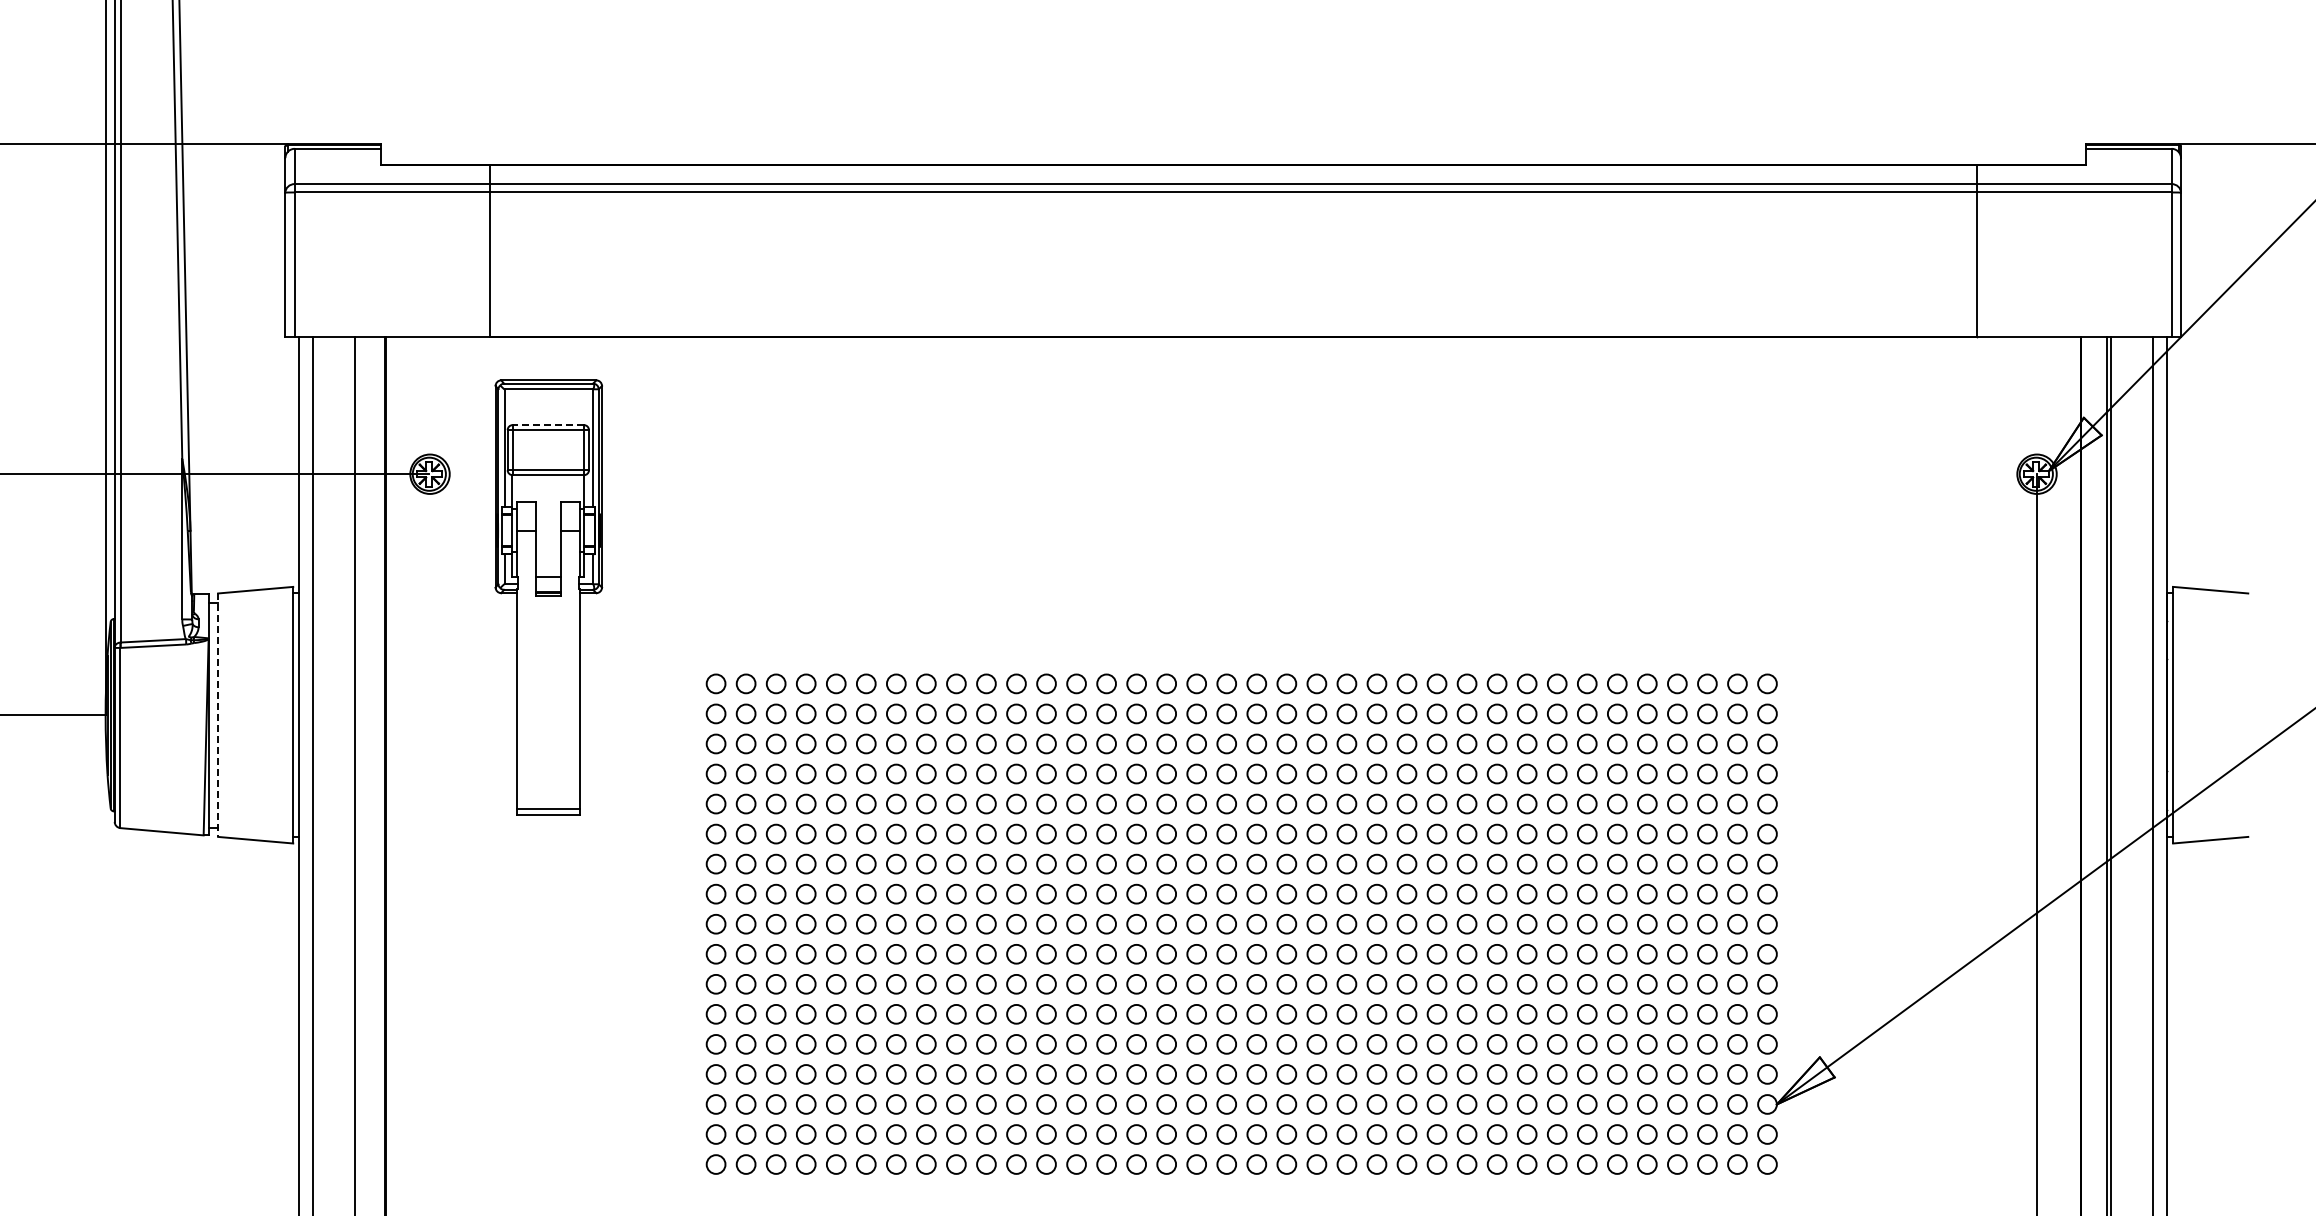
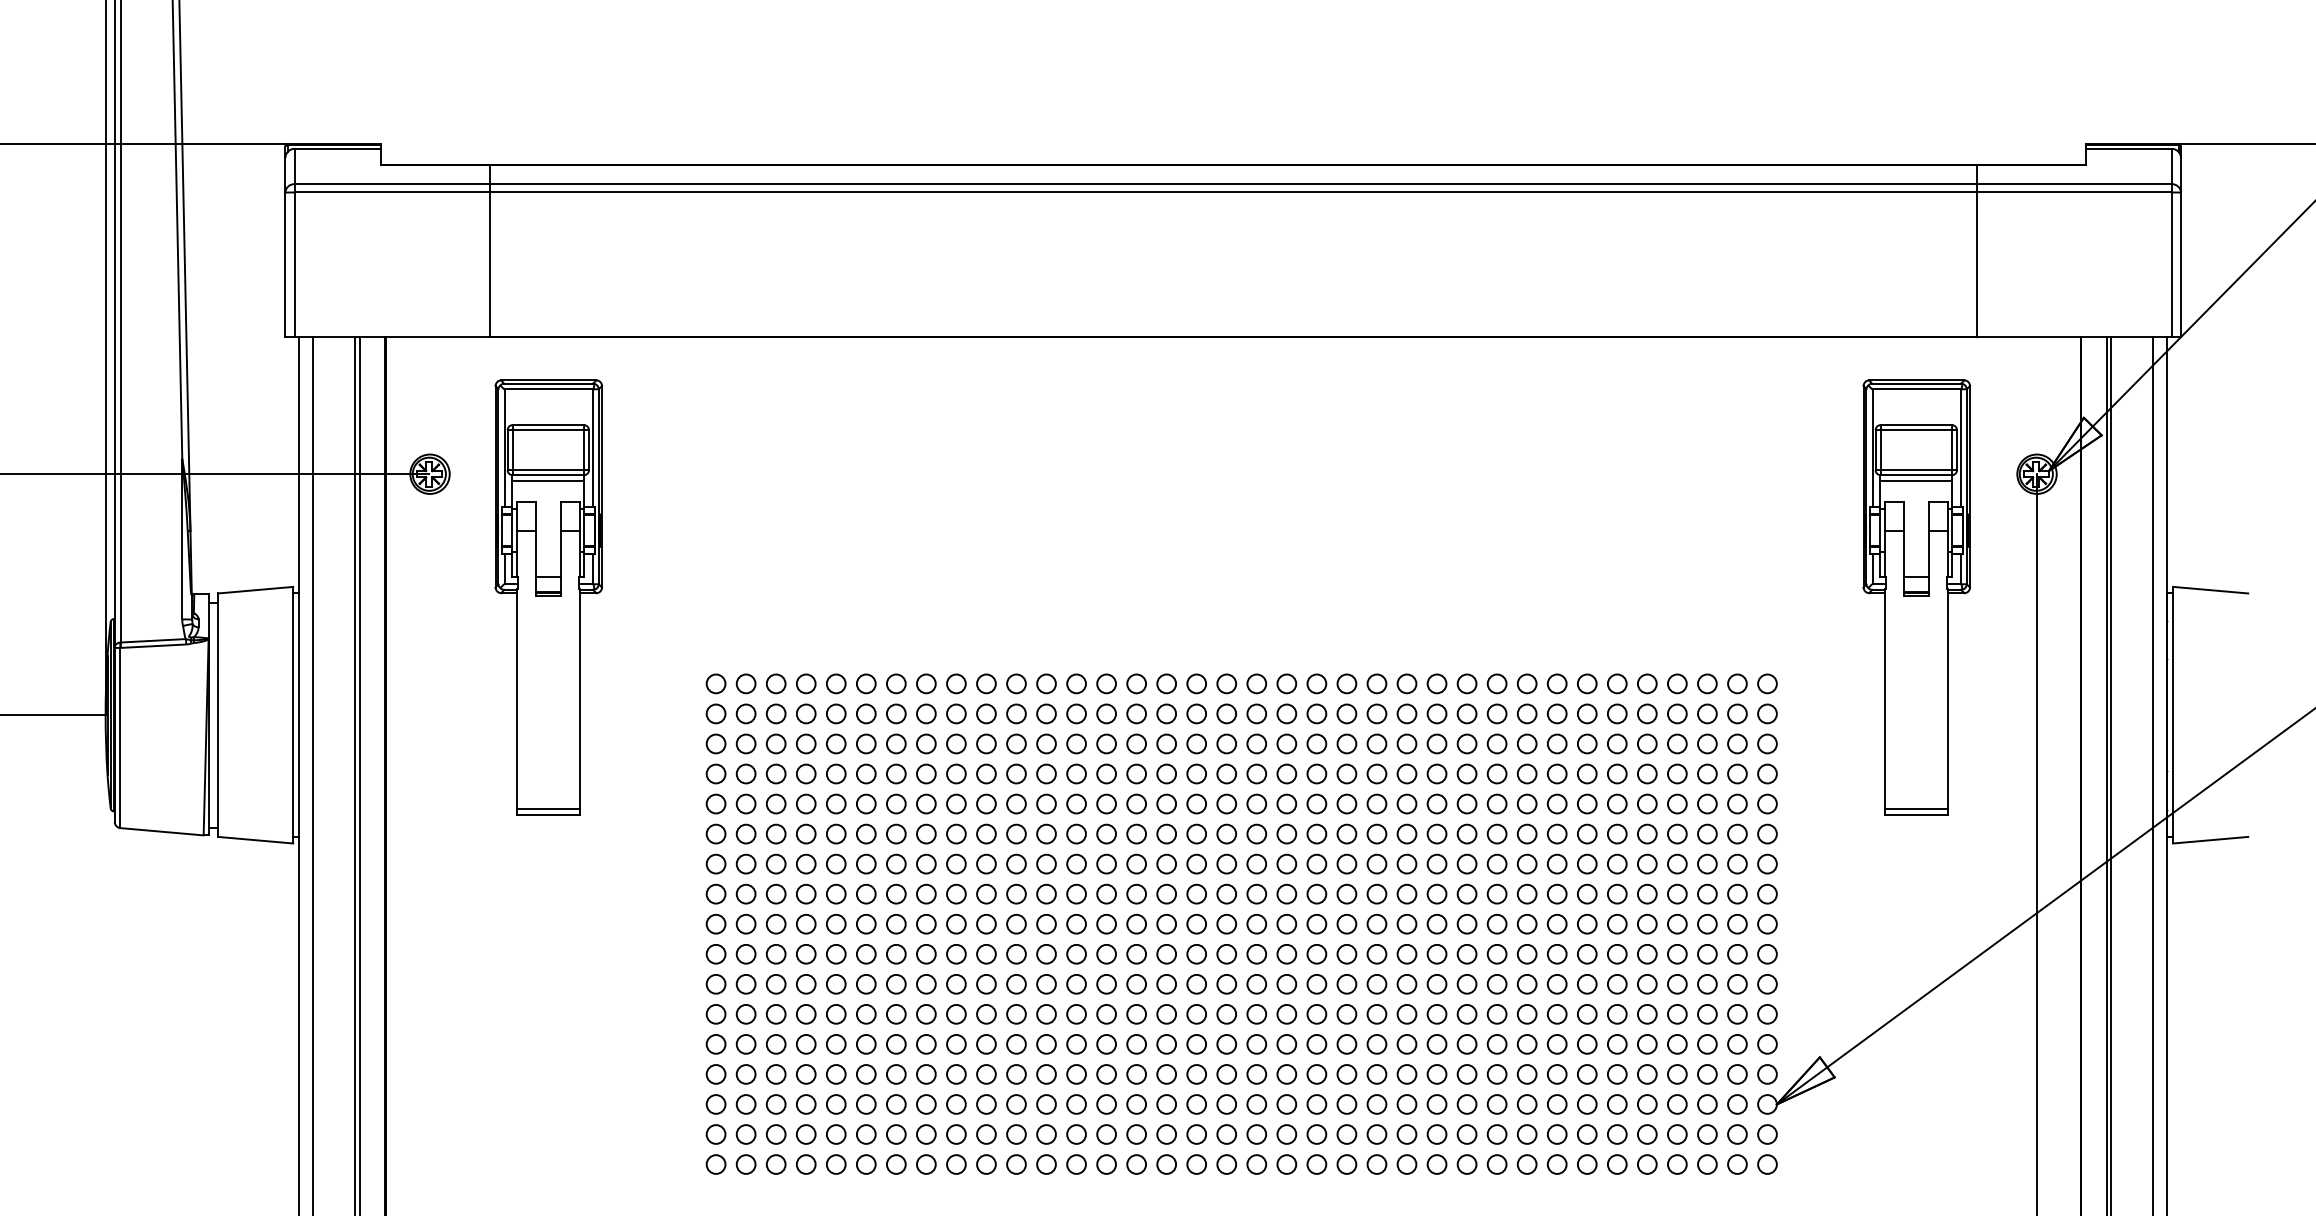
line: dashed -> solid (548, 425)
line: none -> present (548, 480)
part: none -> present (1916, 597)
line: dashed -> solid (218, 715)
line: none -> present (359, 774)
